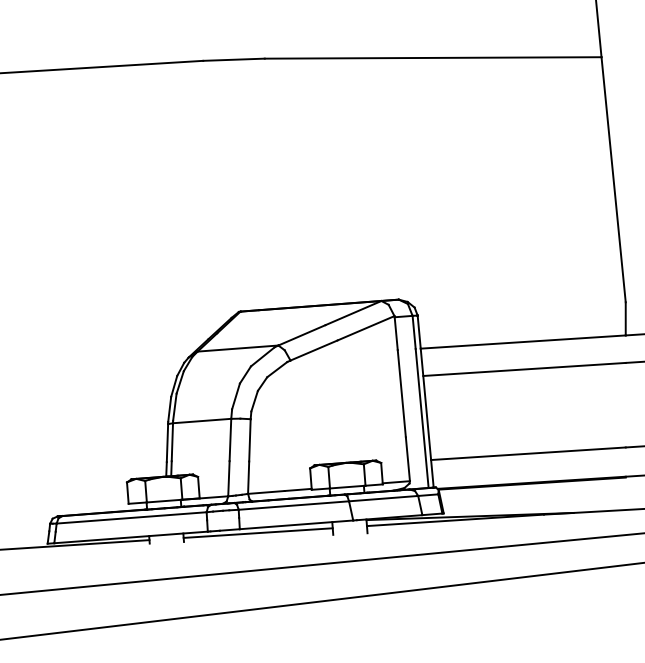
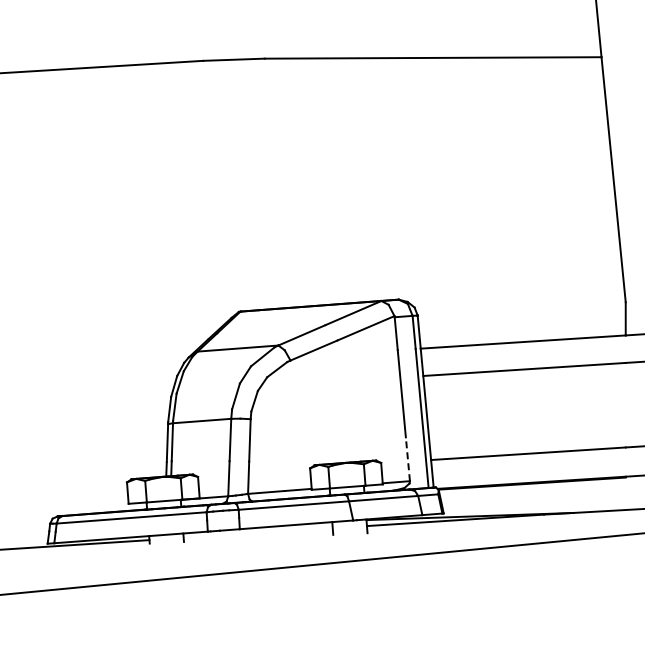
line: solid -> dashed (407, 458)
line: present -> none (257, 532)
line: present -> none (321, 601)
